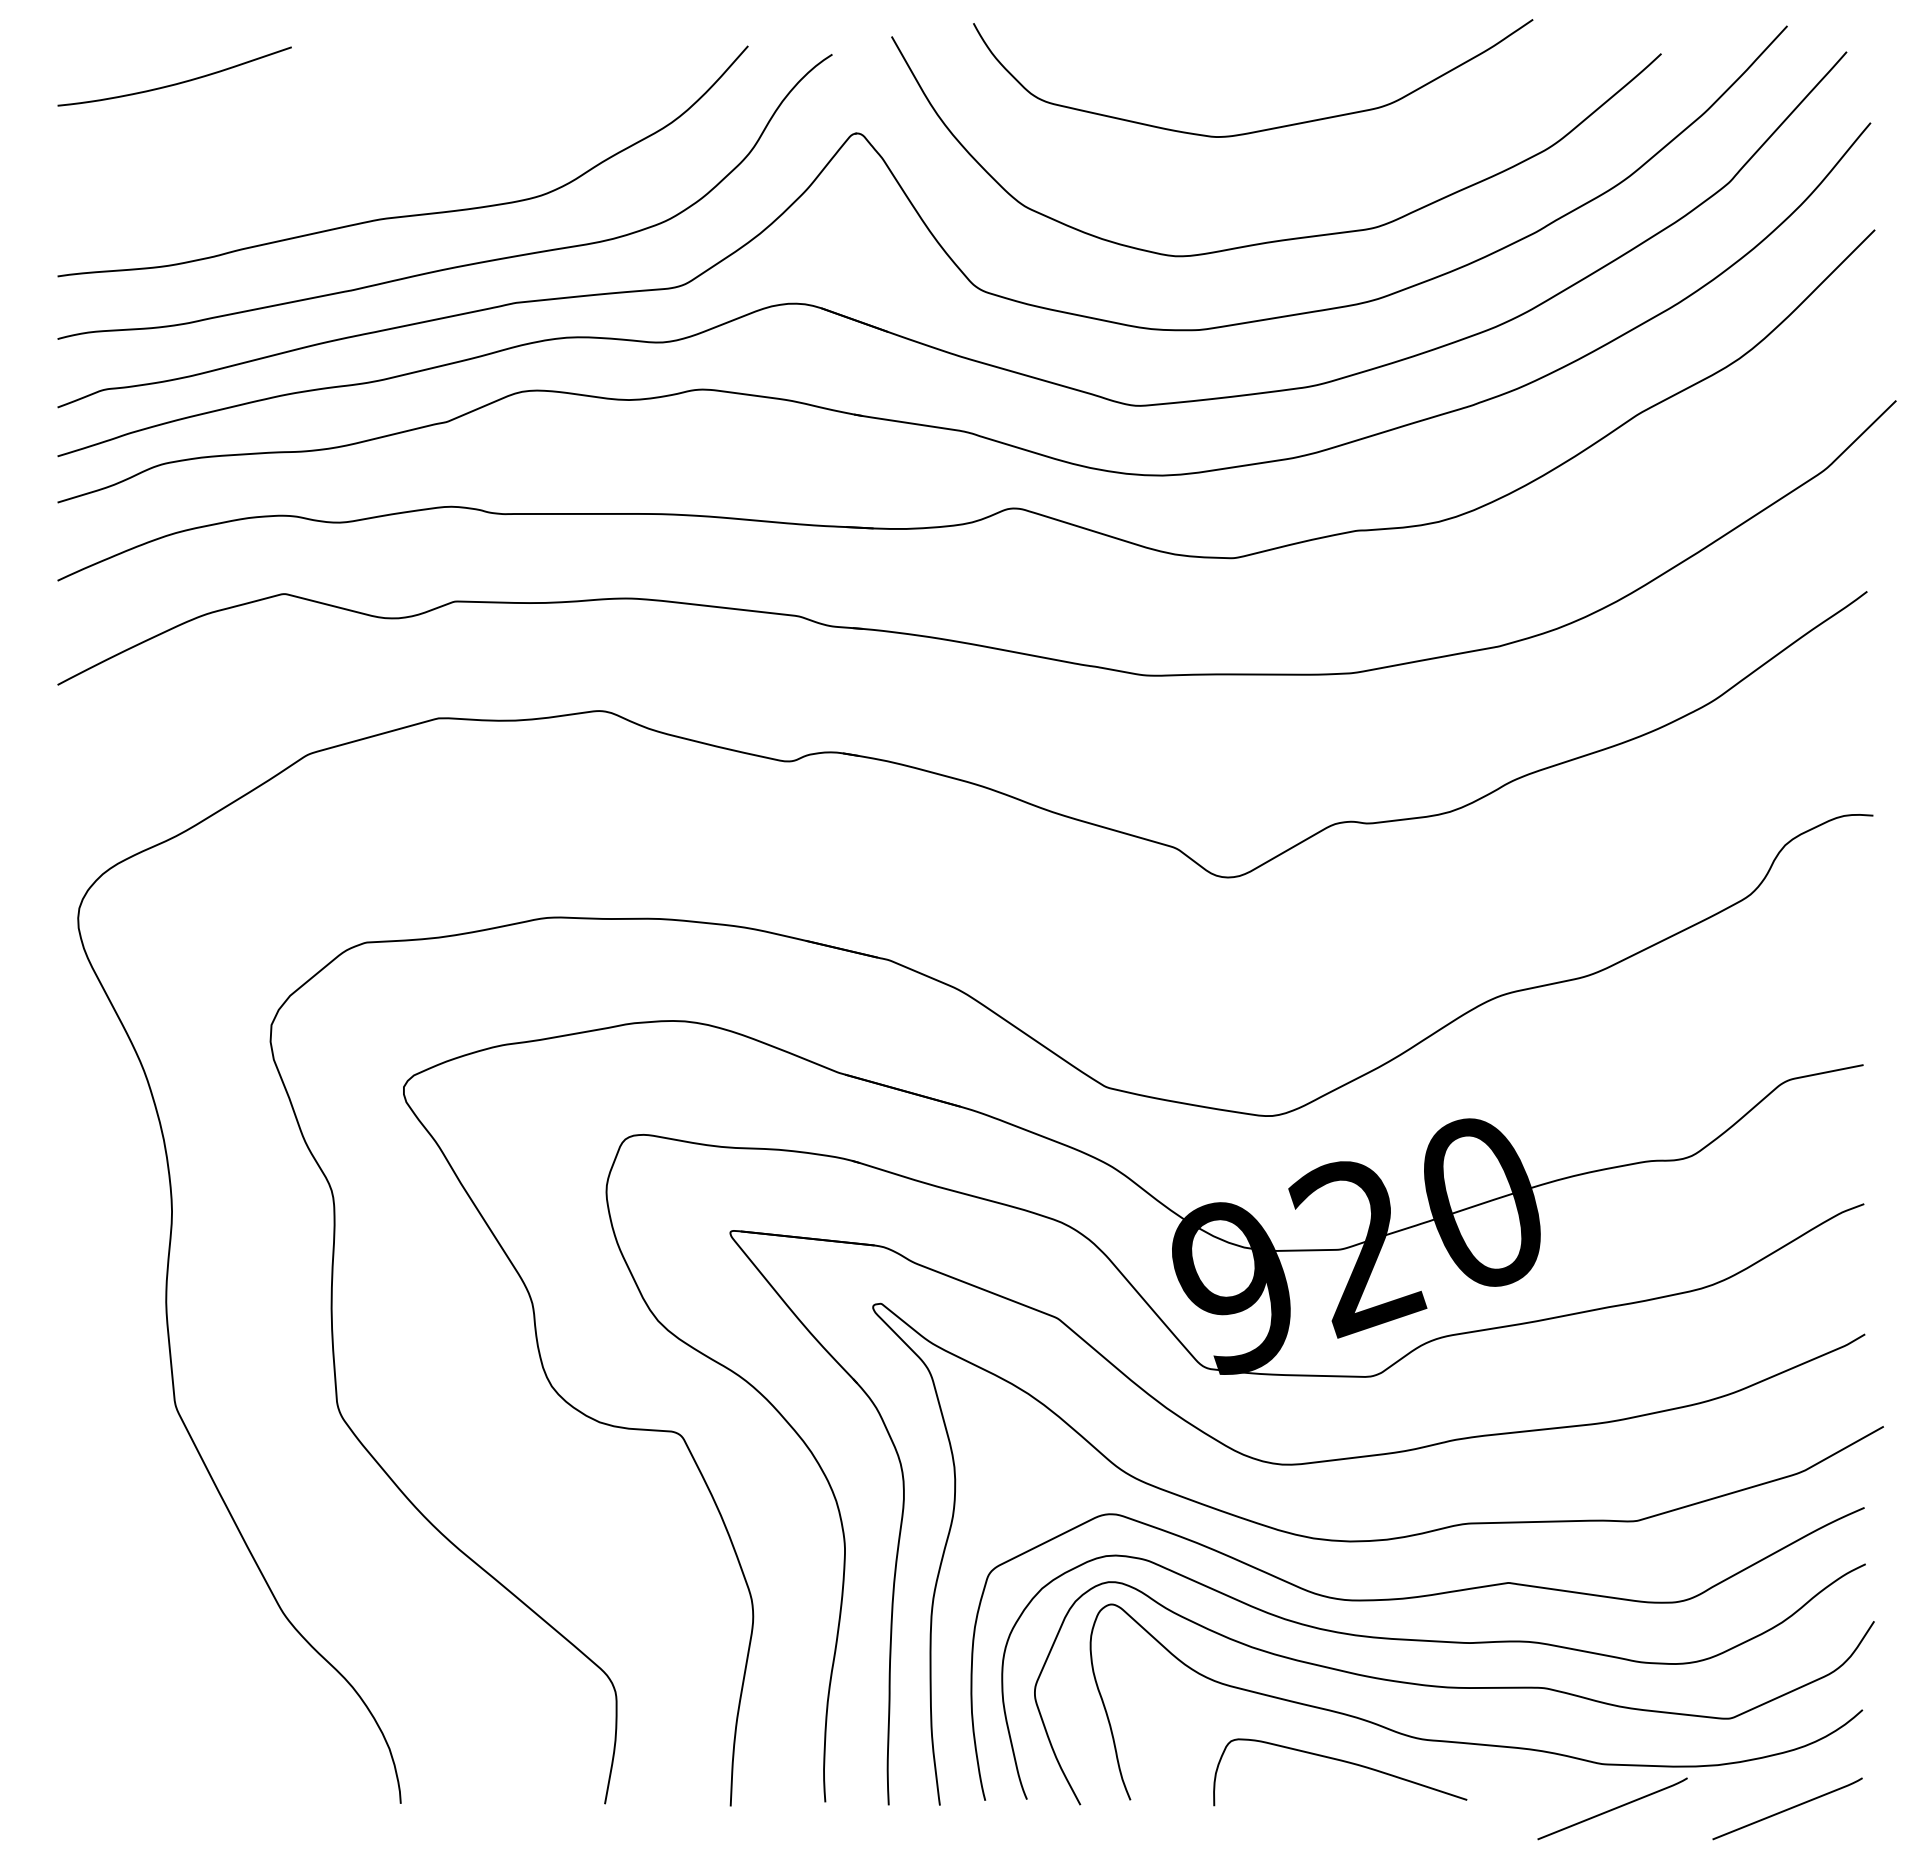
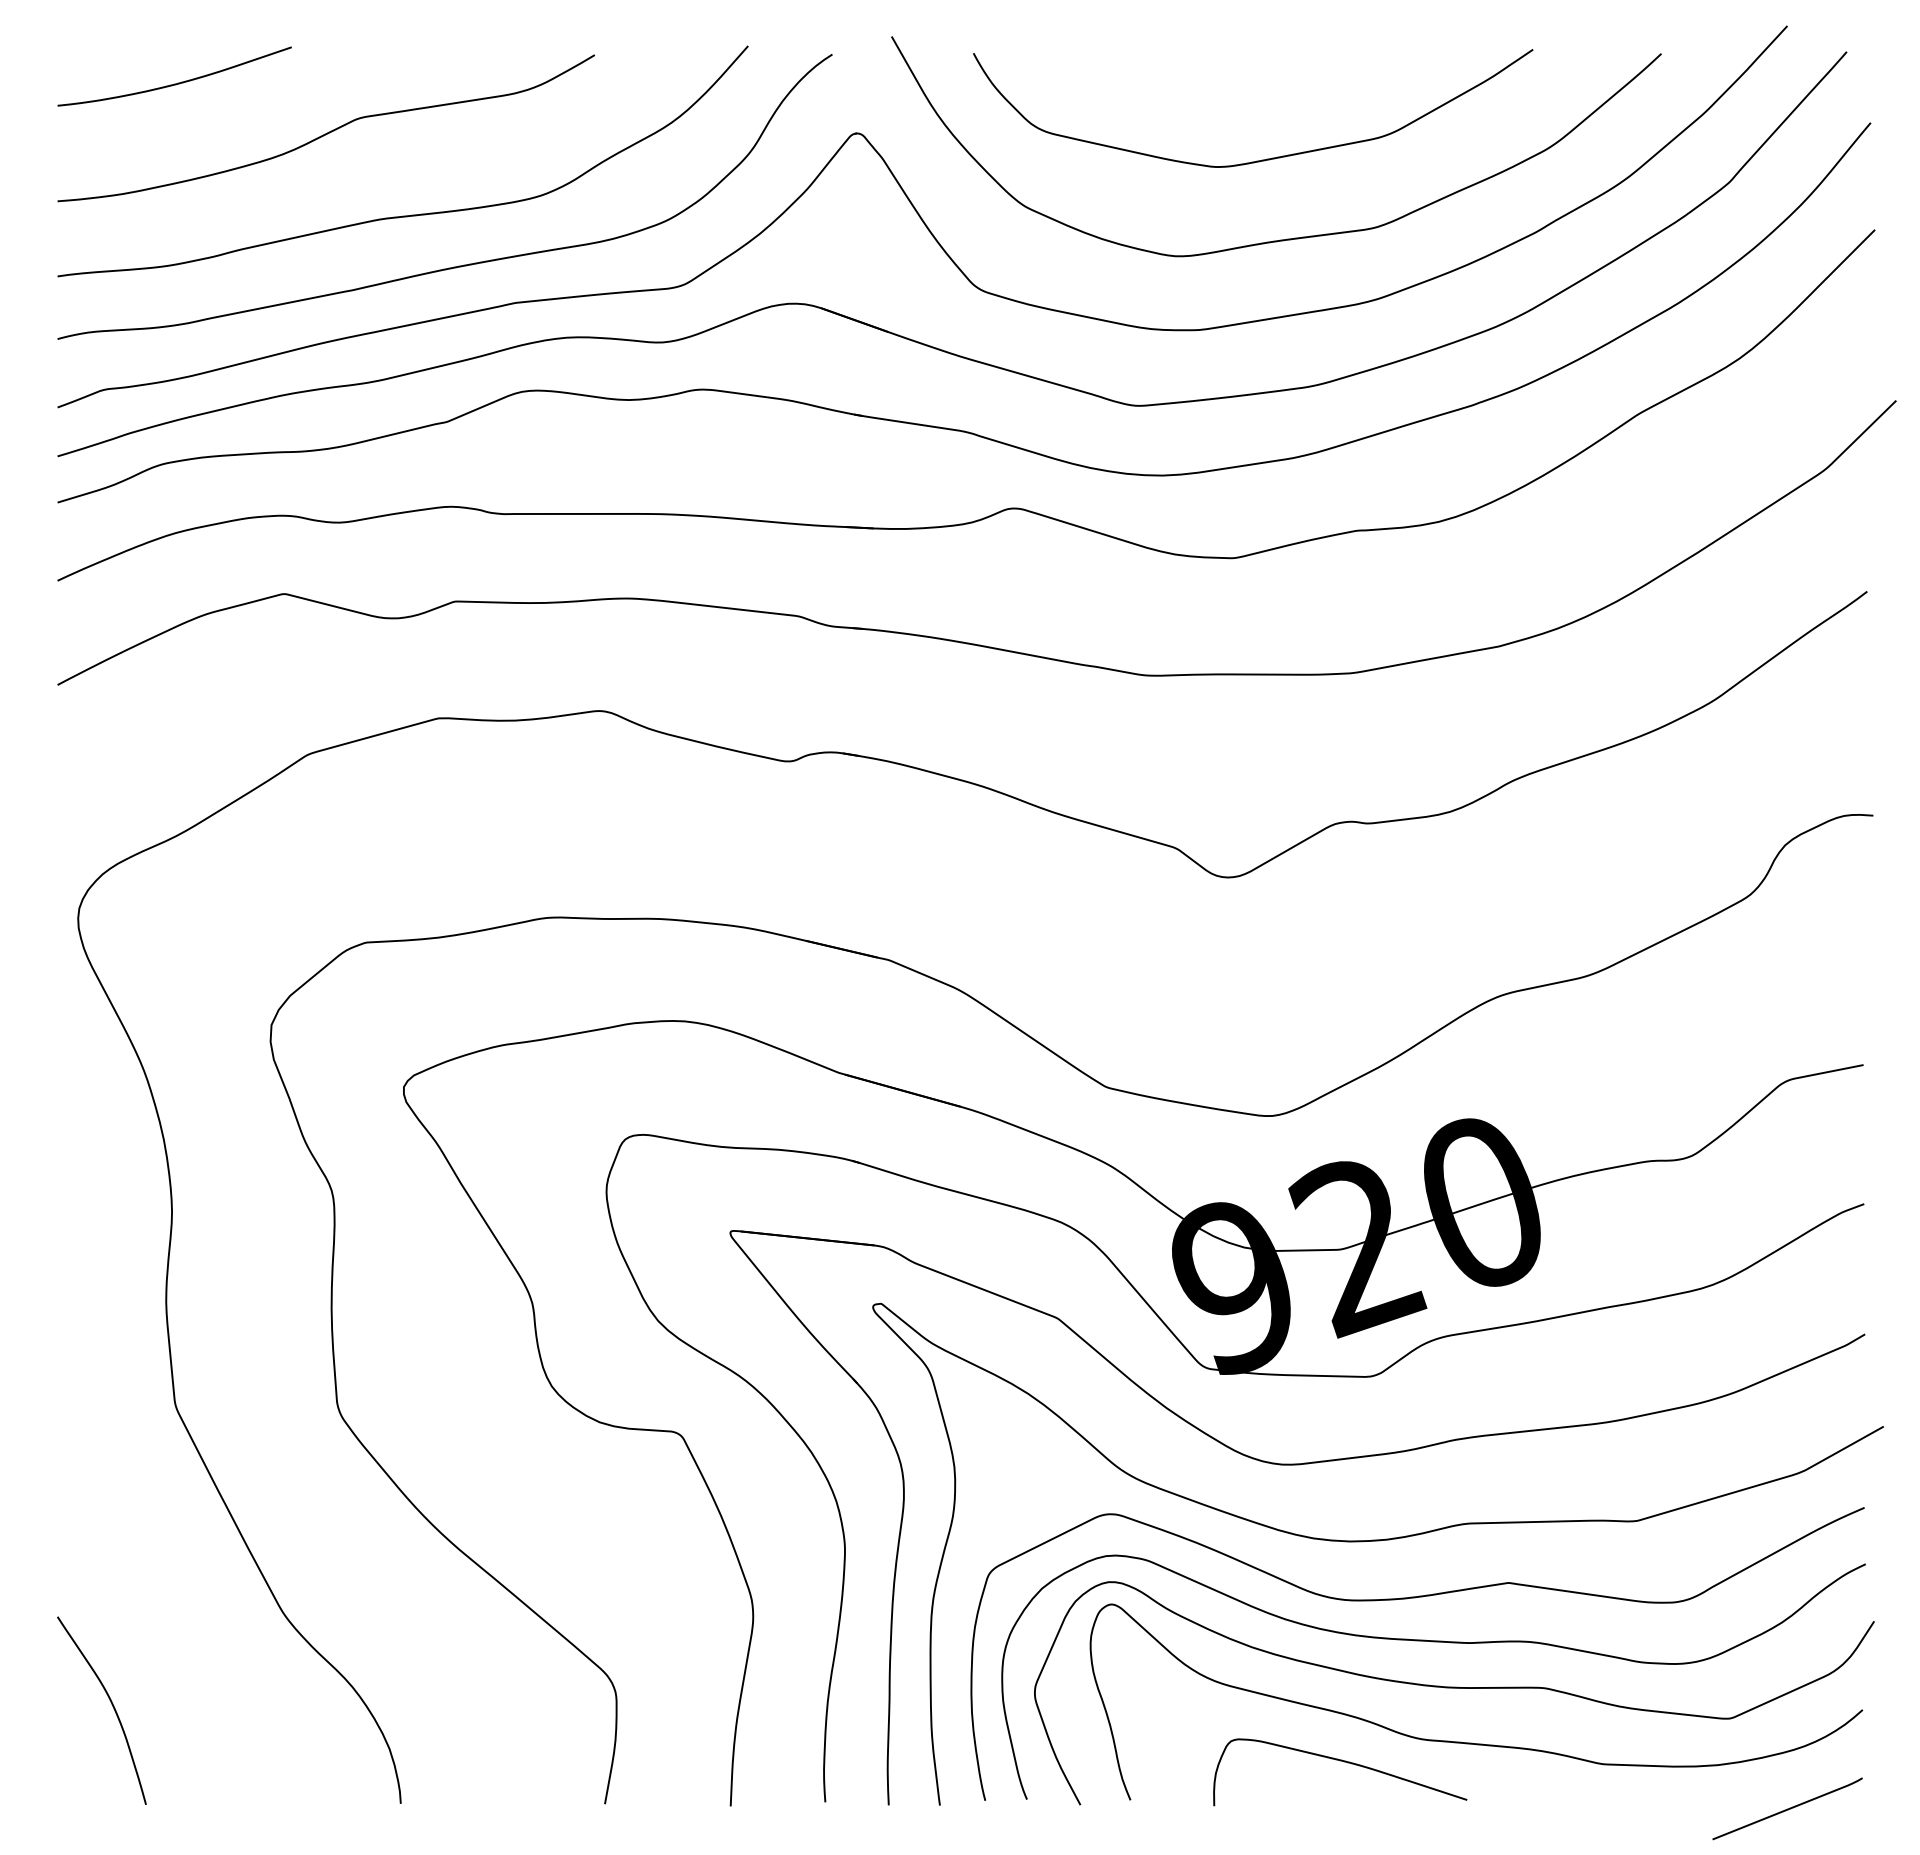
curve position: (1262, 129) -> (1262, 159) (1262, 159)
curve: none -> present (327, 132)
curve: none -> present (111, 1704)
line: present -> none (1612, 1808)
